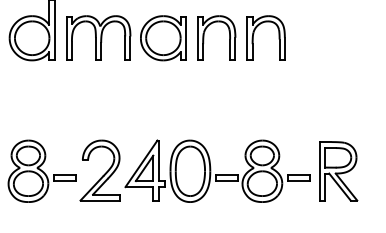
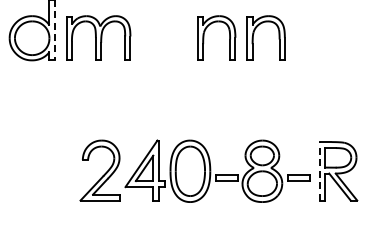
line: solid -> dashed (54, 30)
part: present -> none (163, 38)
part: present -> none (41, 170)
line: solid -> dashed (319, 170)
